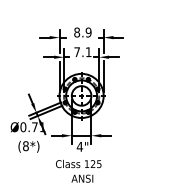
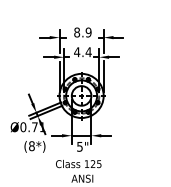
text: 7.1 -> 4.4 (82, 52)
text position: (28, 146) -> (34, 146) (34, 146)
text: 4" -> 5" (79, 146)
